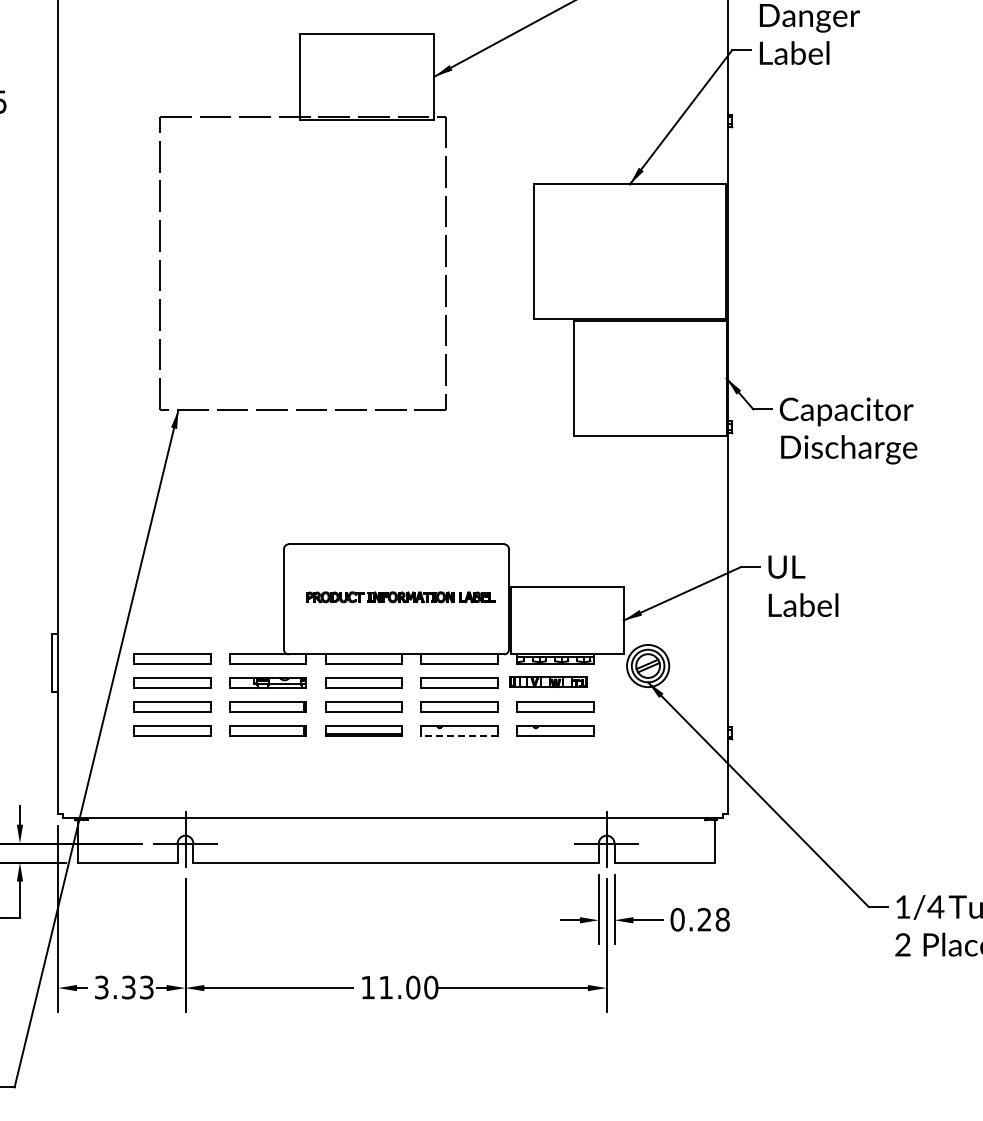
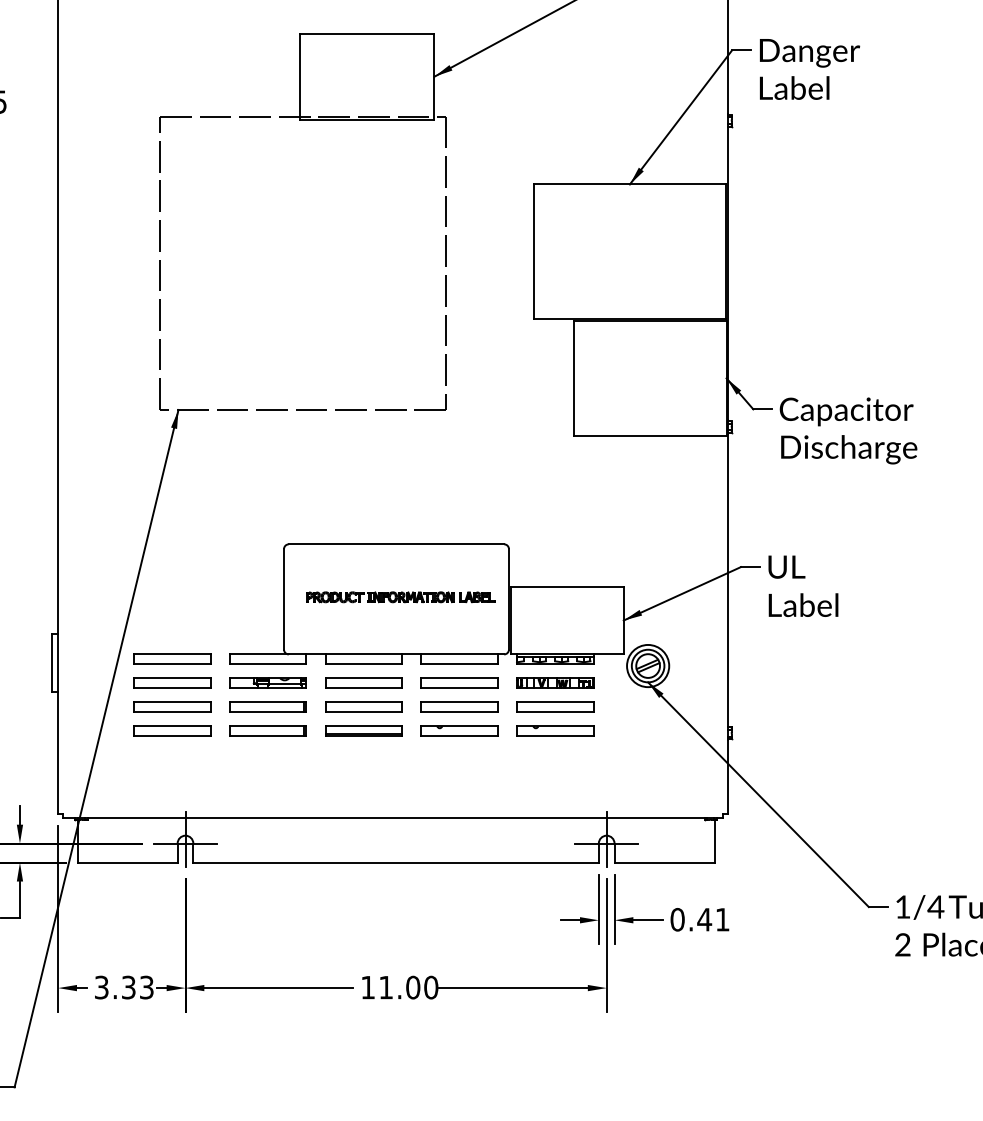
text position: (810, 34) -> (810, 69) (810, 69)
part position: (548, 681) -> (555, 682) (555, 682)
line: dashed -> solid (459, 735)
text: 0.28 -> 0.41 (713, 919)
